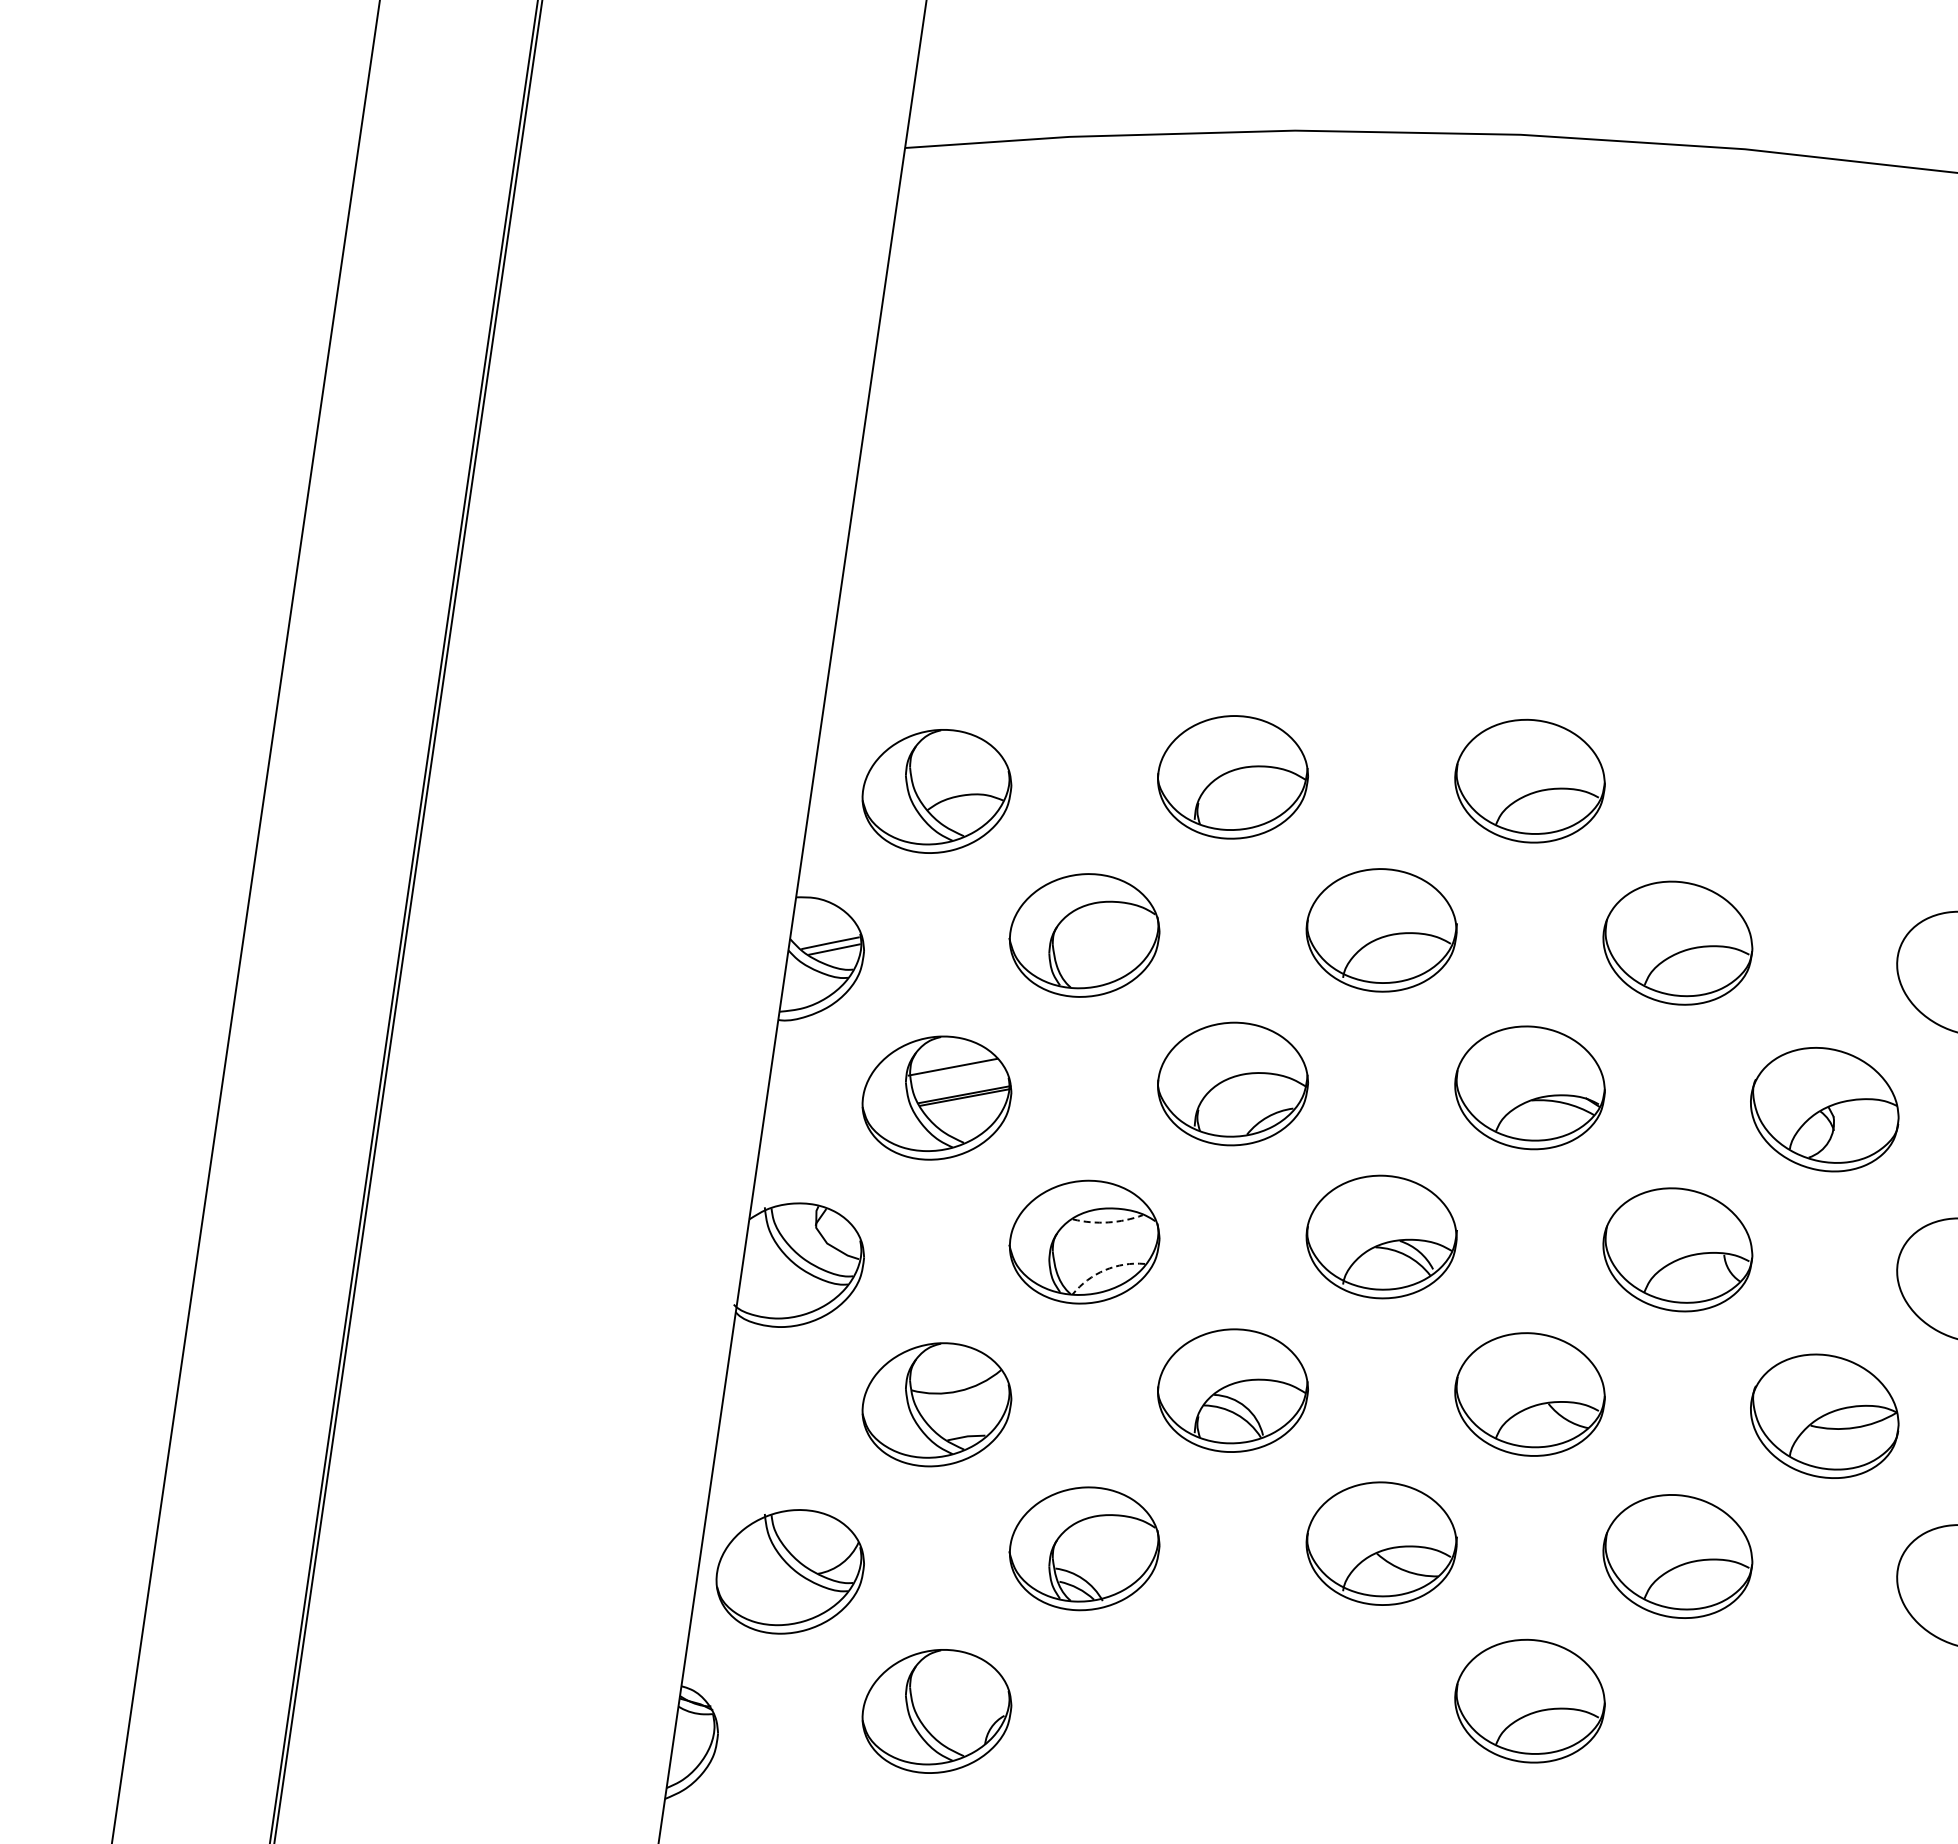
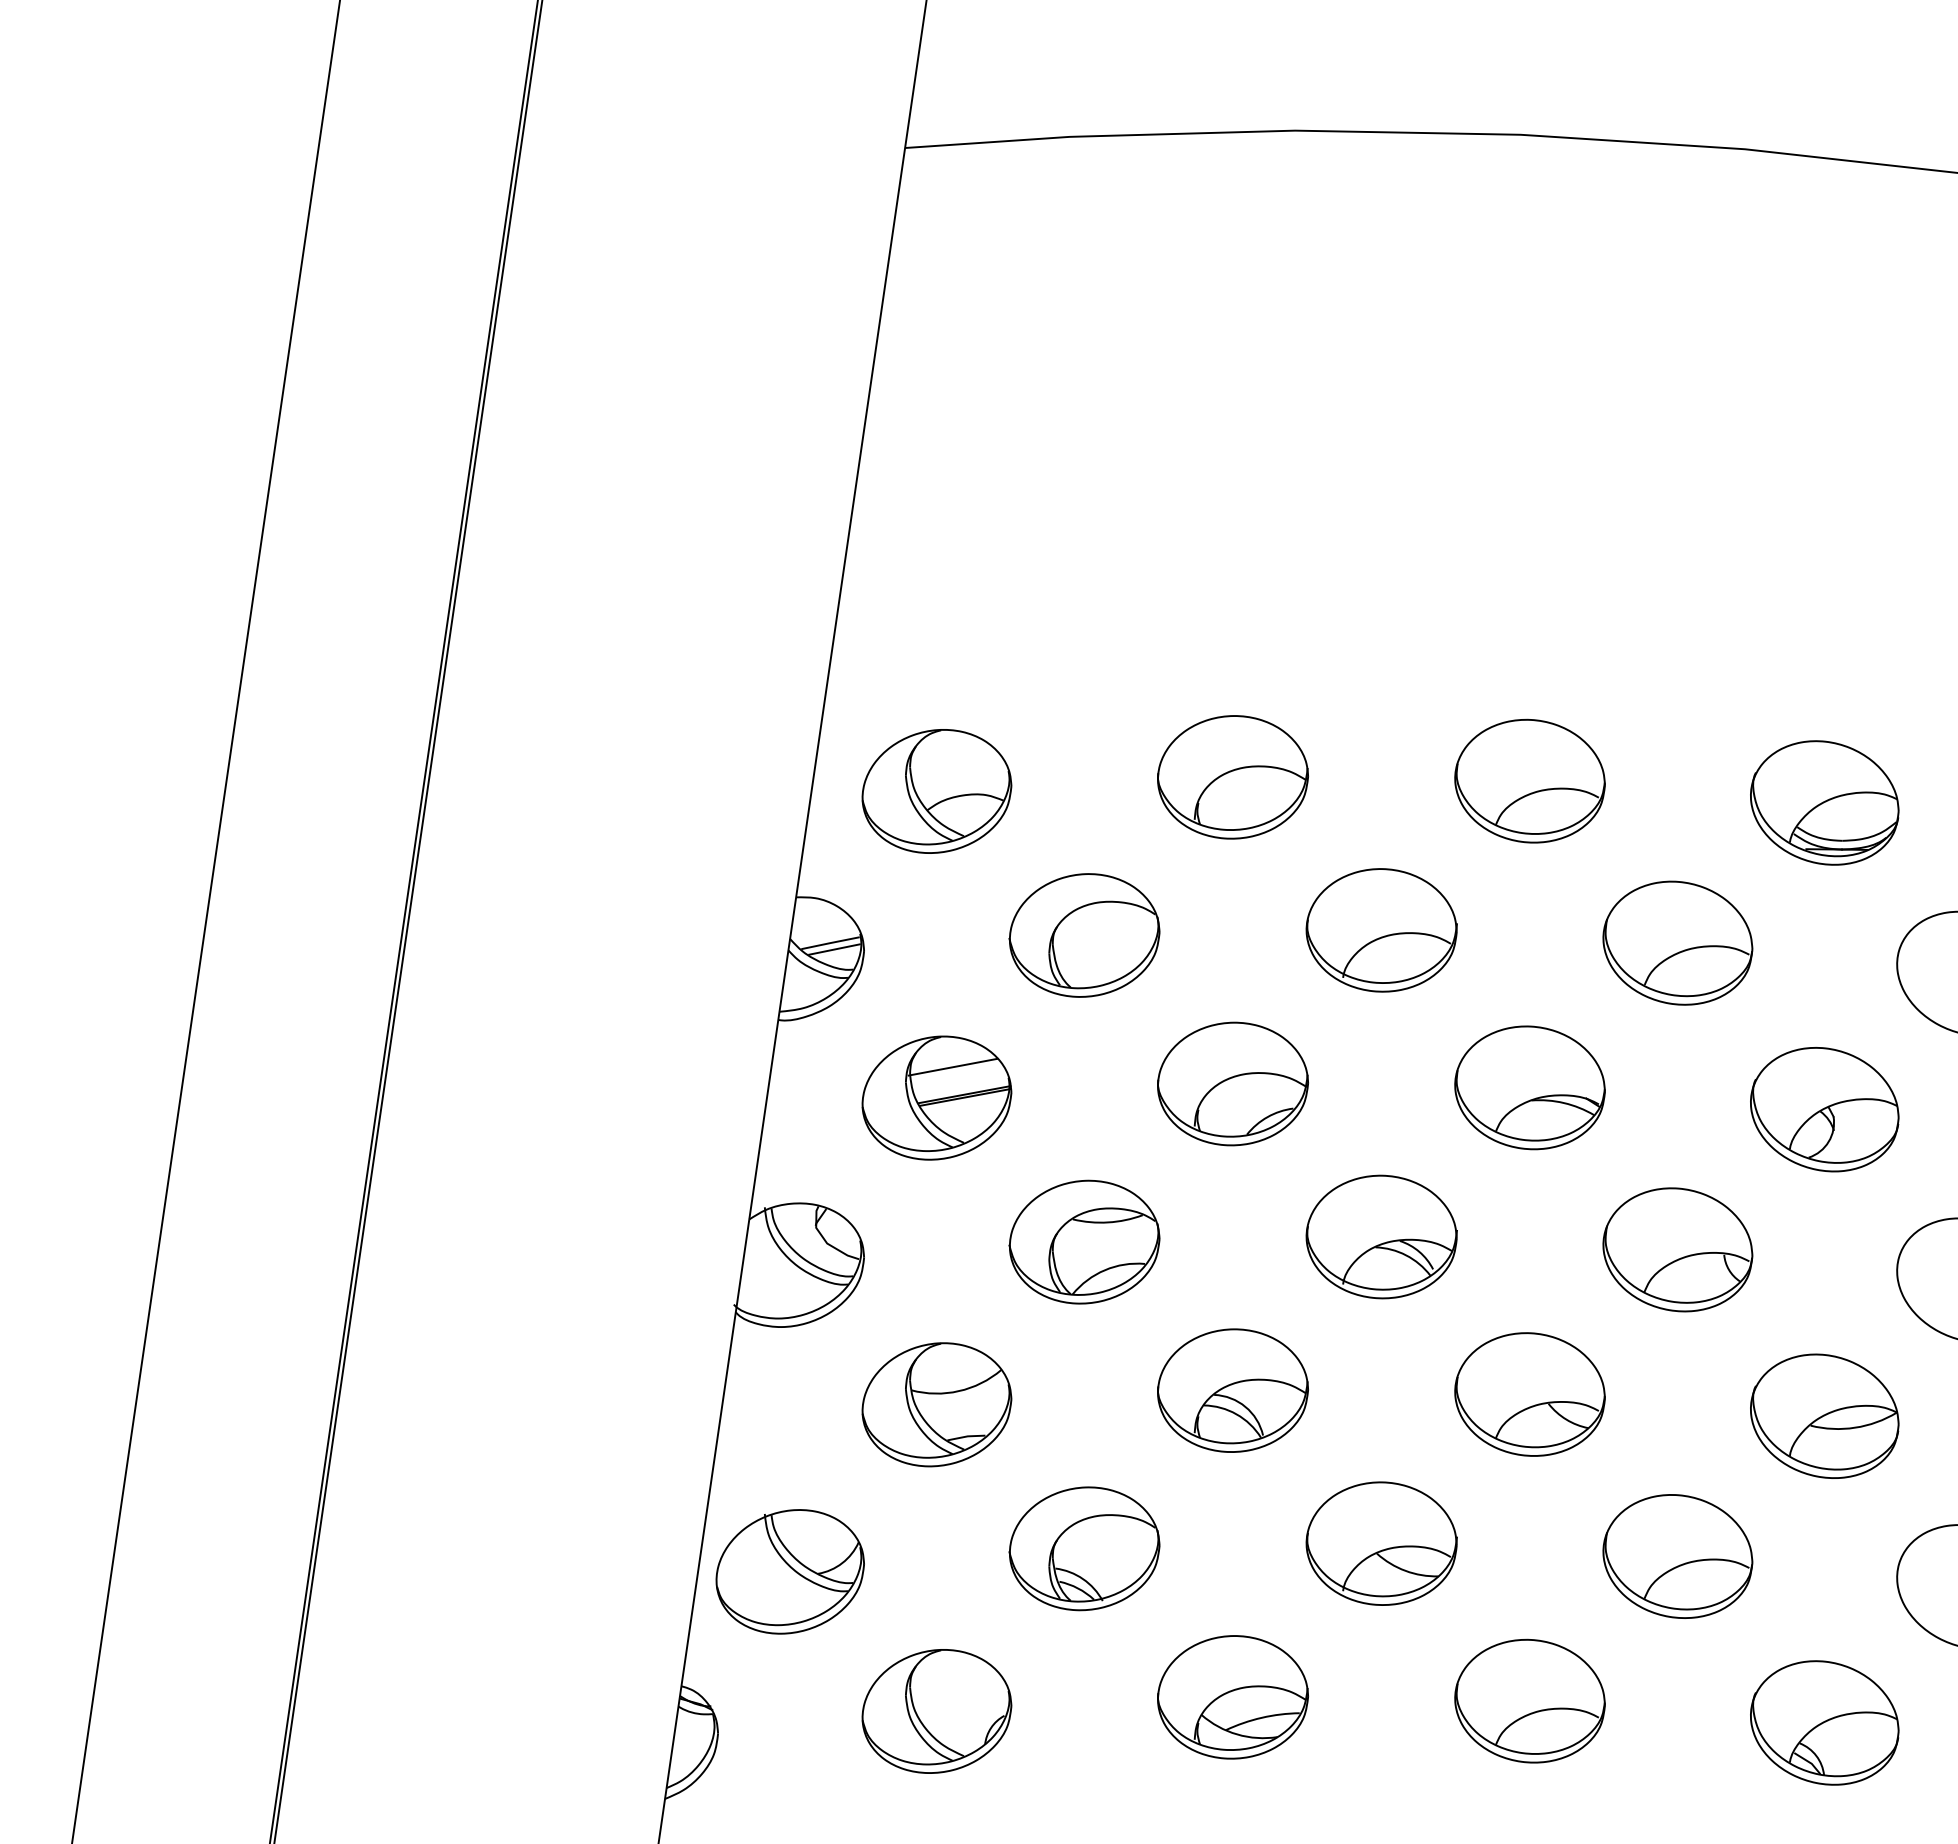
part: none -> present (1824, 802)
line position: (245, 921) -> (205, 921) (205, 921)
arc: dashed -> solid (1108, 1222)
arc: dashed -> solid (1104, 1270)
part: none -> present (1232, 1697)
part: none -> present (1824, 1722)
